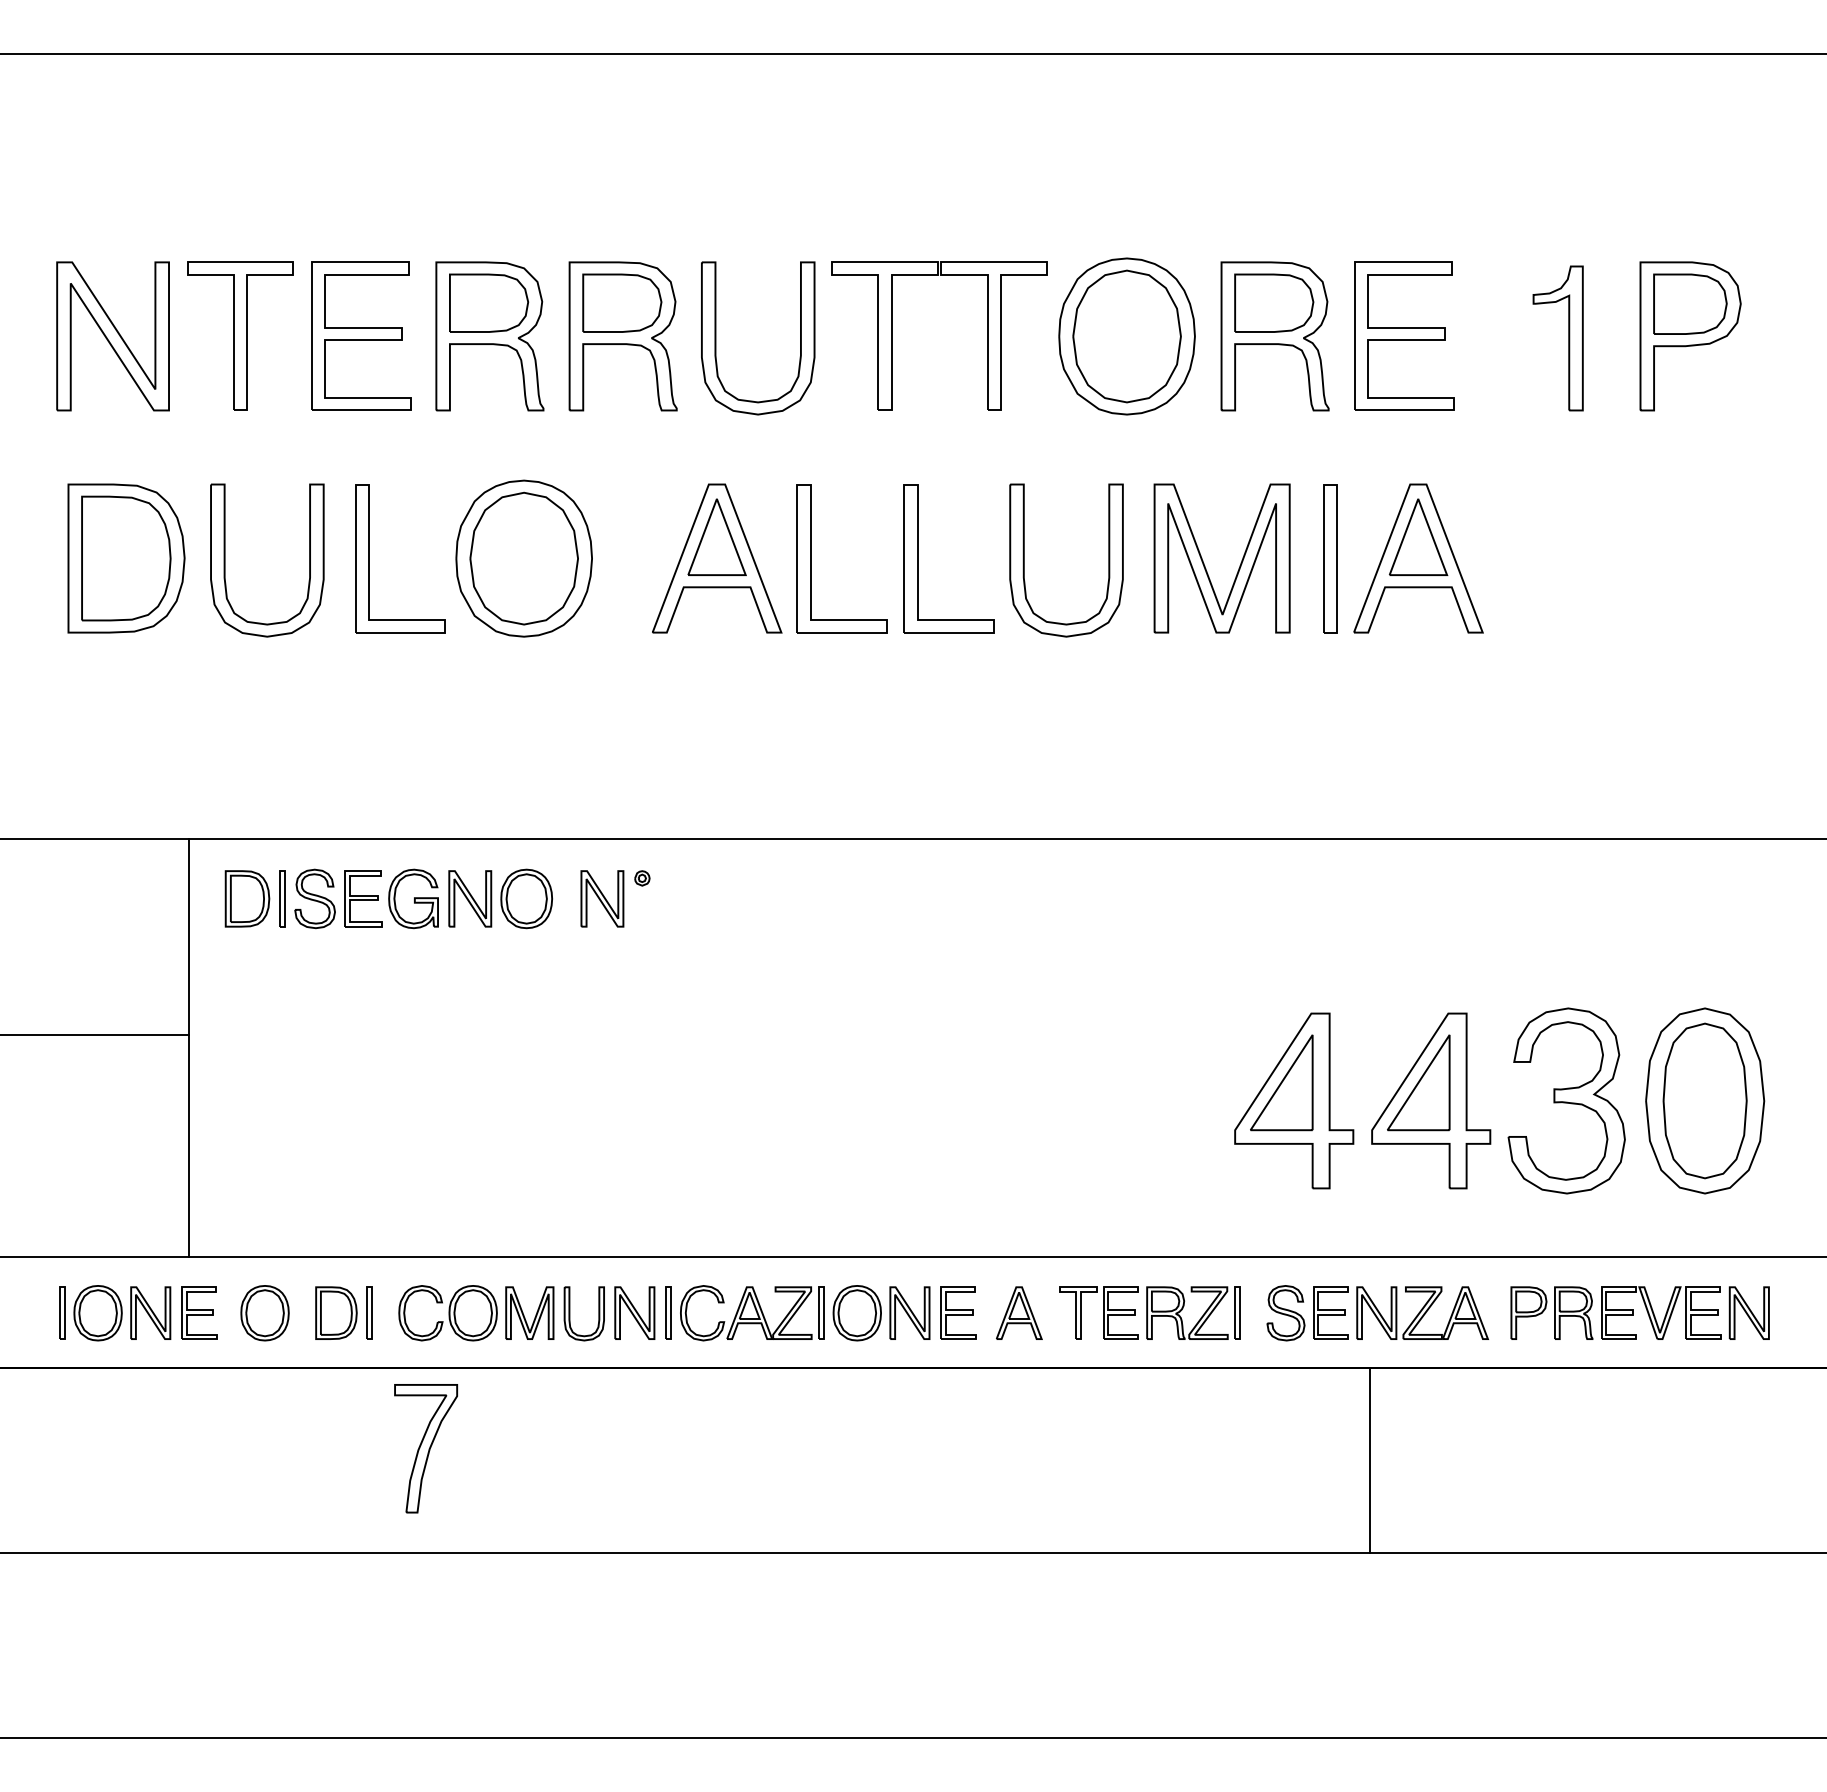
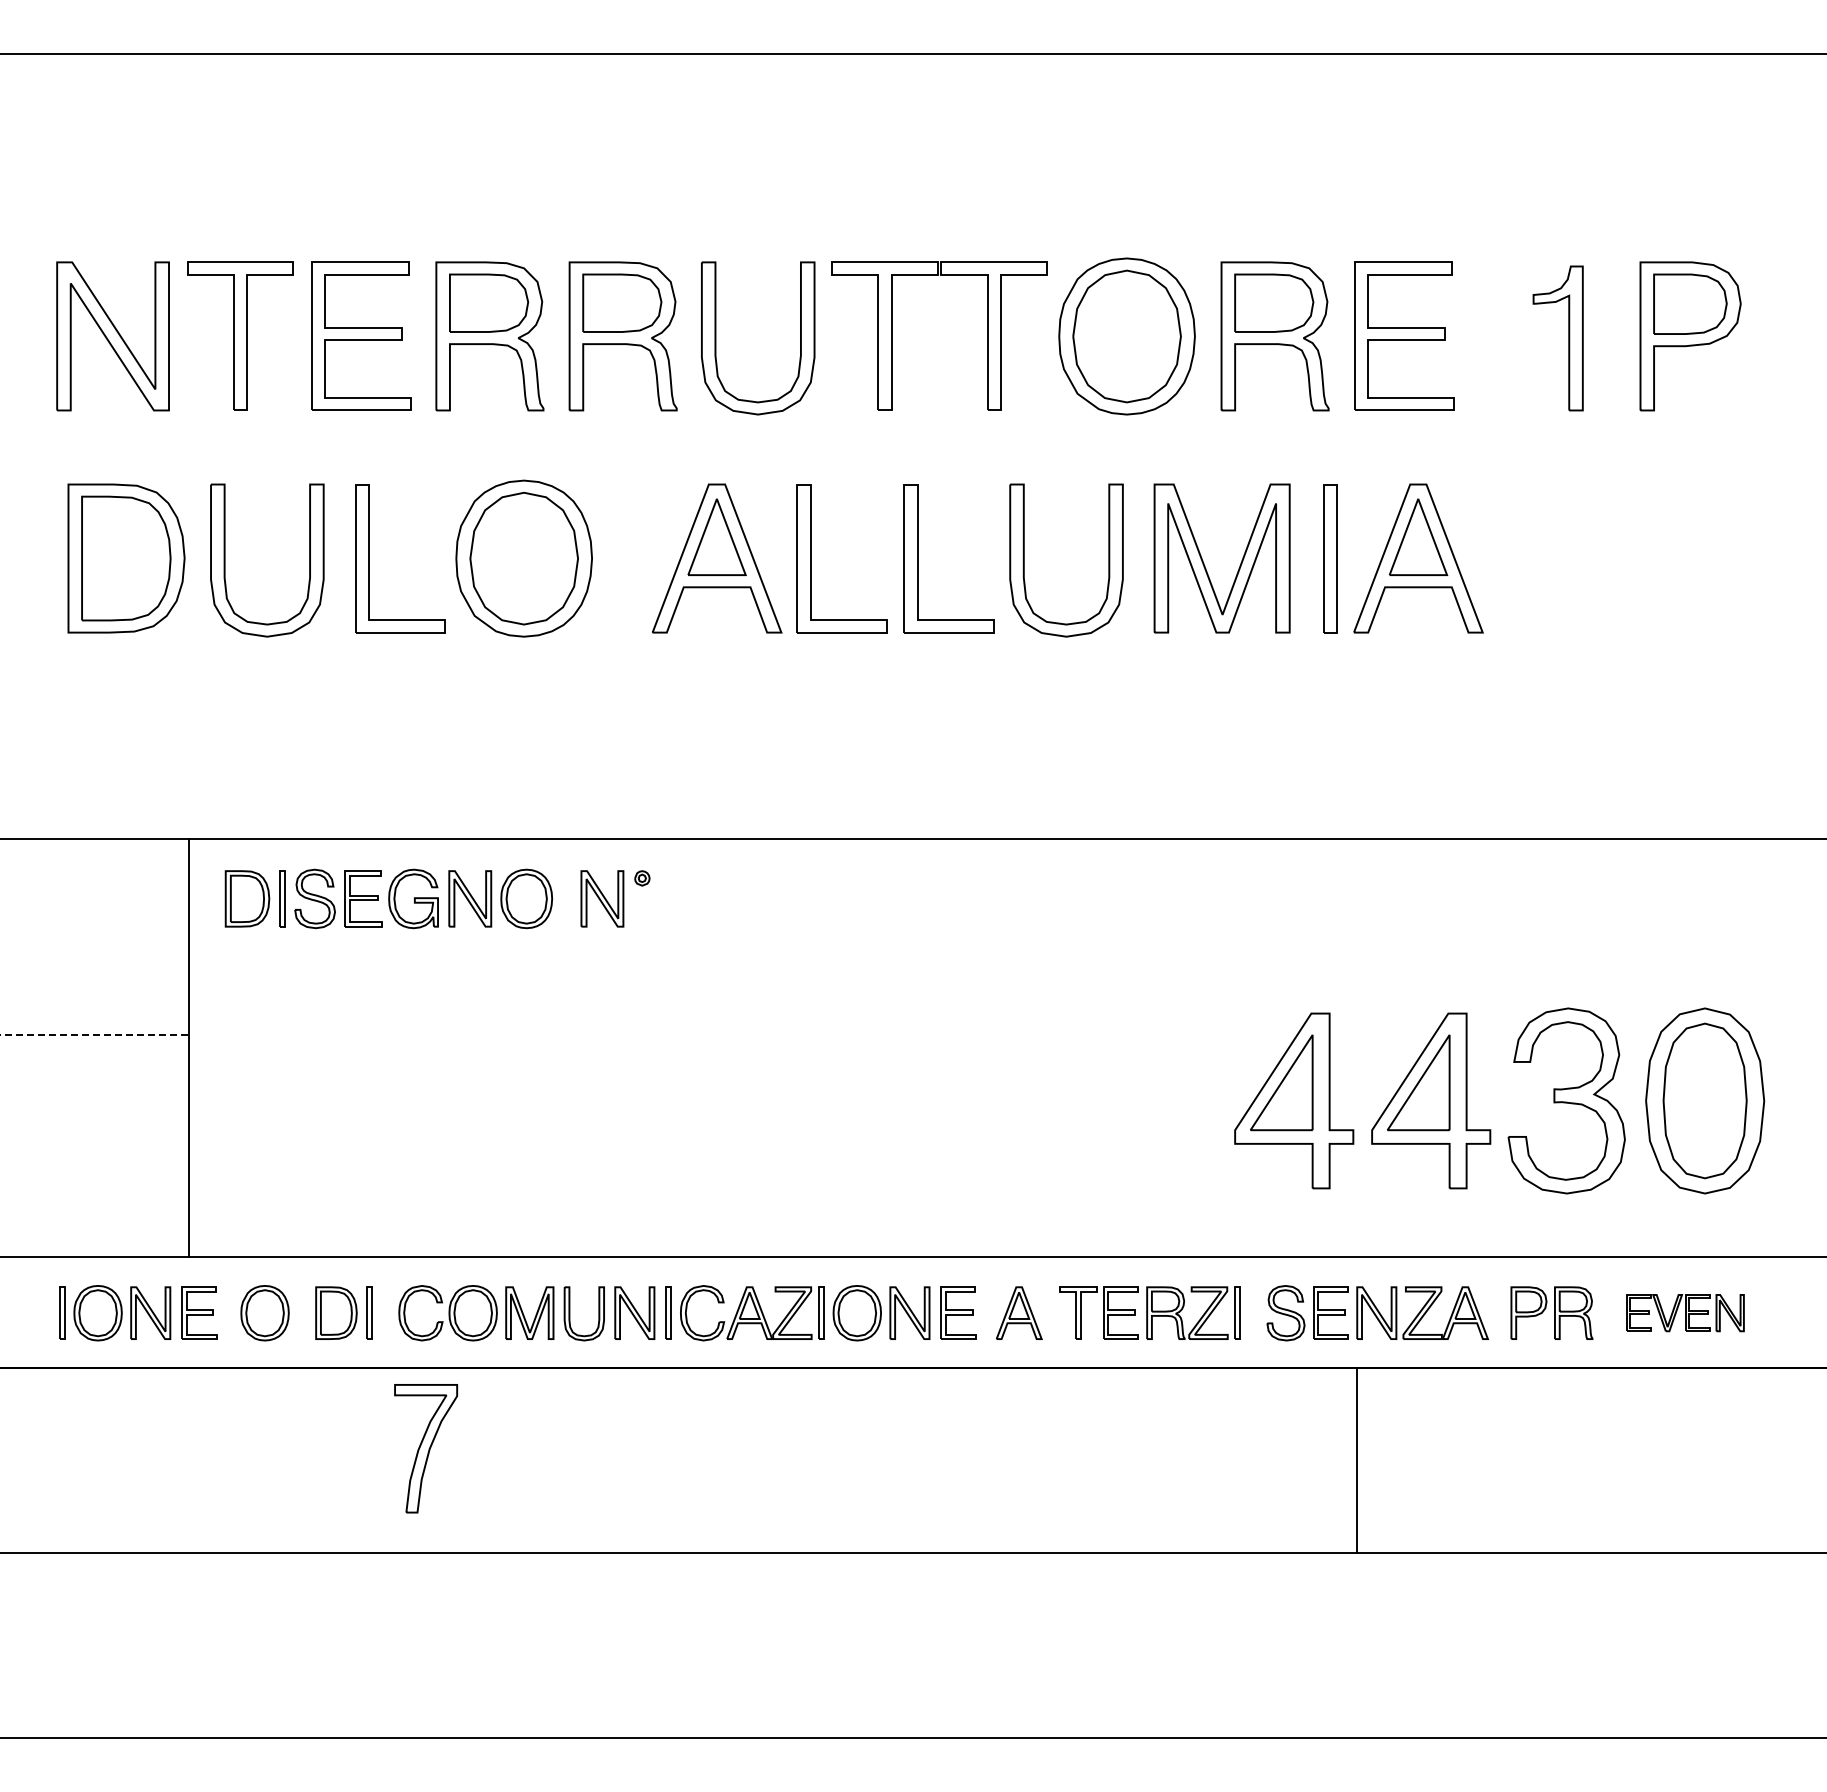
line: solid -> dashed (95, 1034)
part size: 169x54 px -> 119x39 px (1685, 1313)
line position: (1369, 1460) -> (1356, 1460) (1356, 1460)
